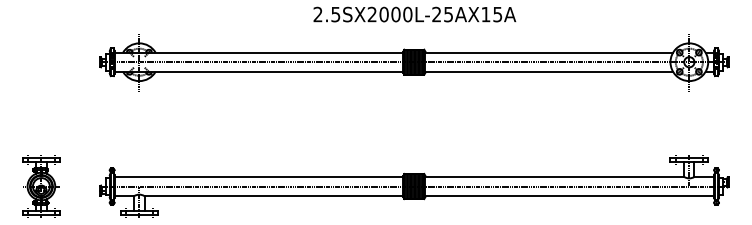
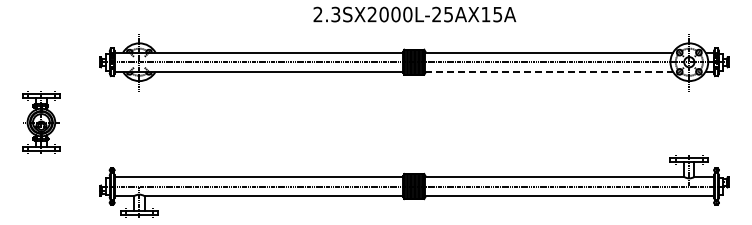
text: 2.5SX2000L-25AX15A -> 2.3SX2000L-25AX15A (335, 13)
line: solid -> dashed (549, 71)
part position: (41, 186) -> (41, 122) (41, 122)
